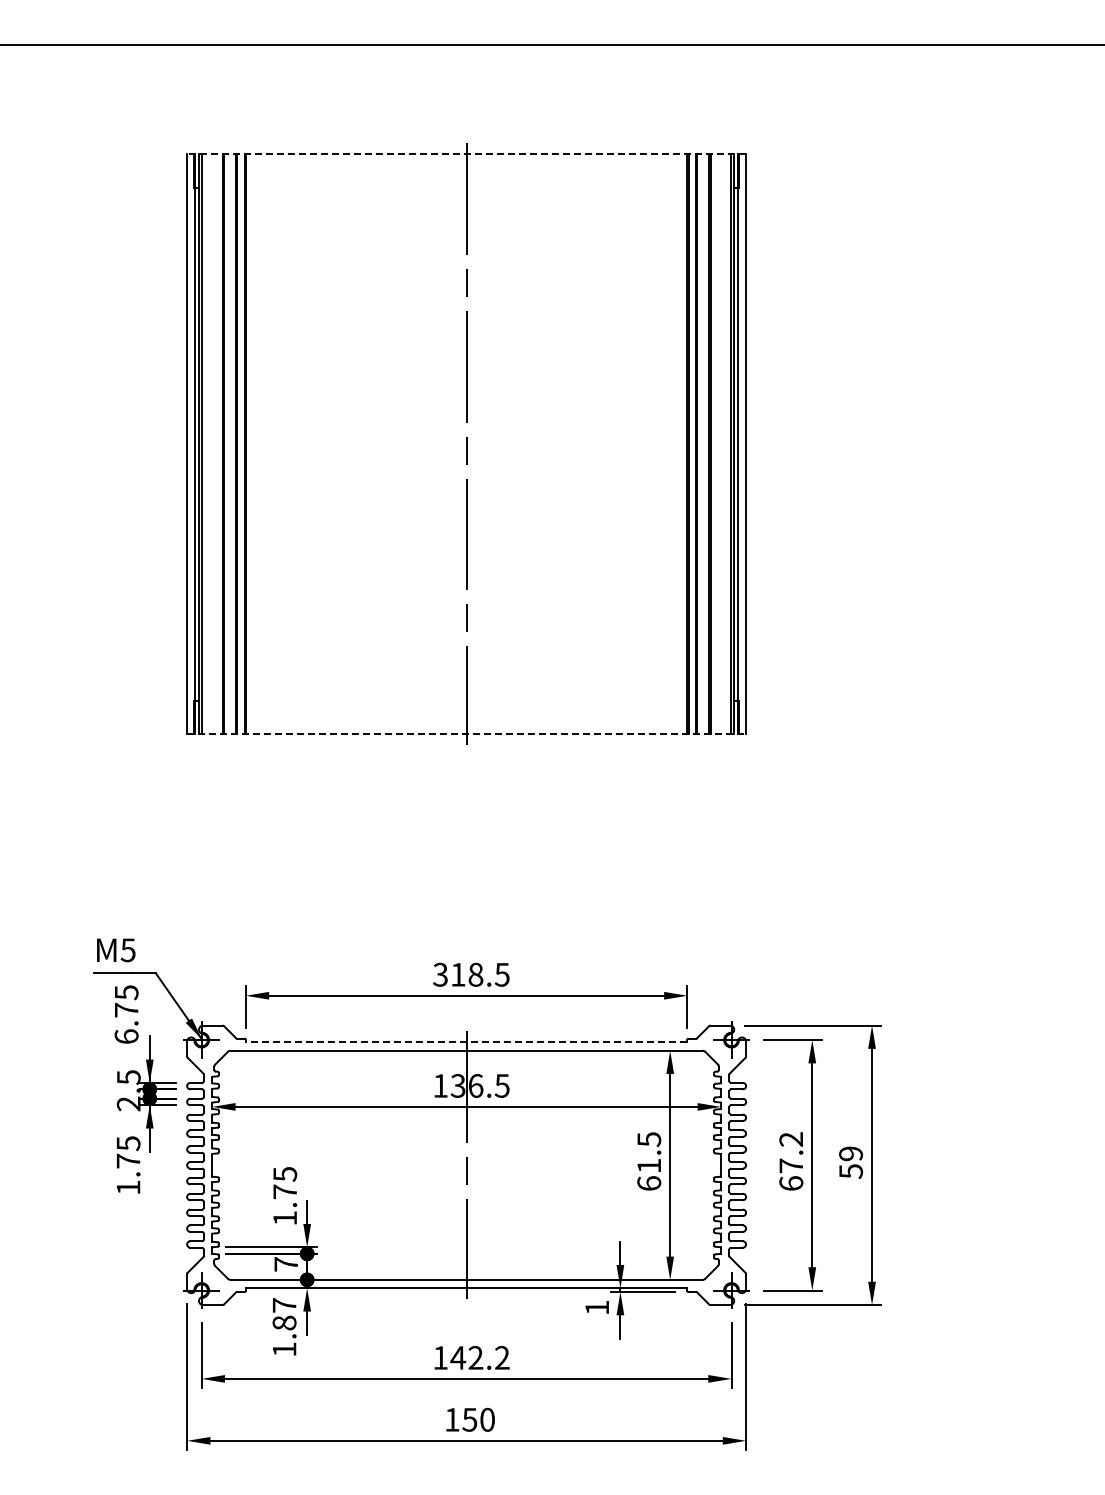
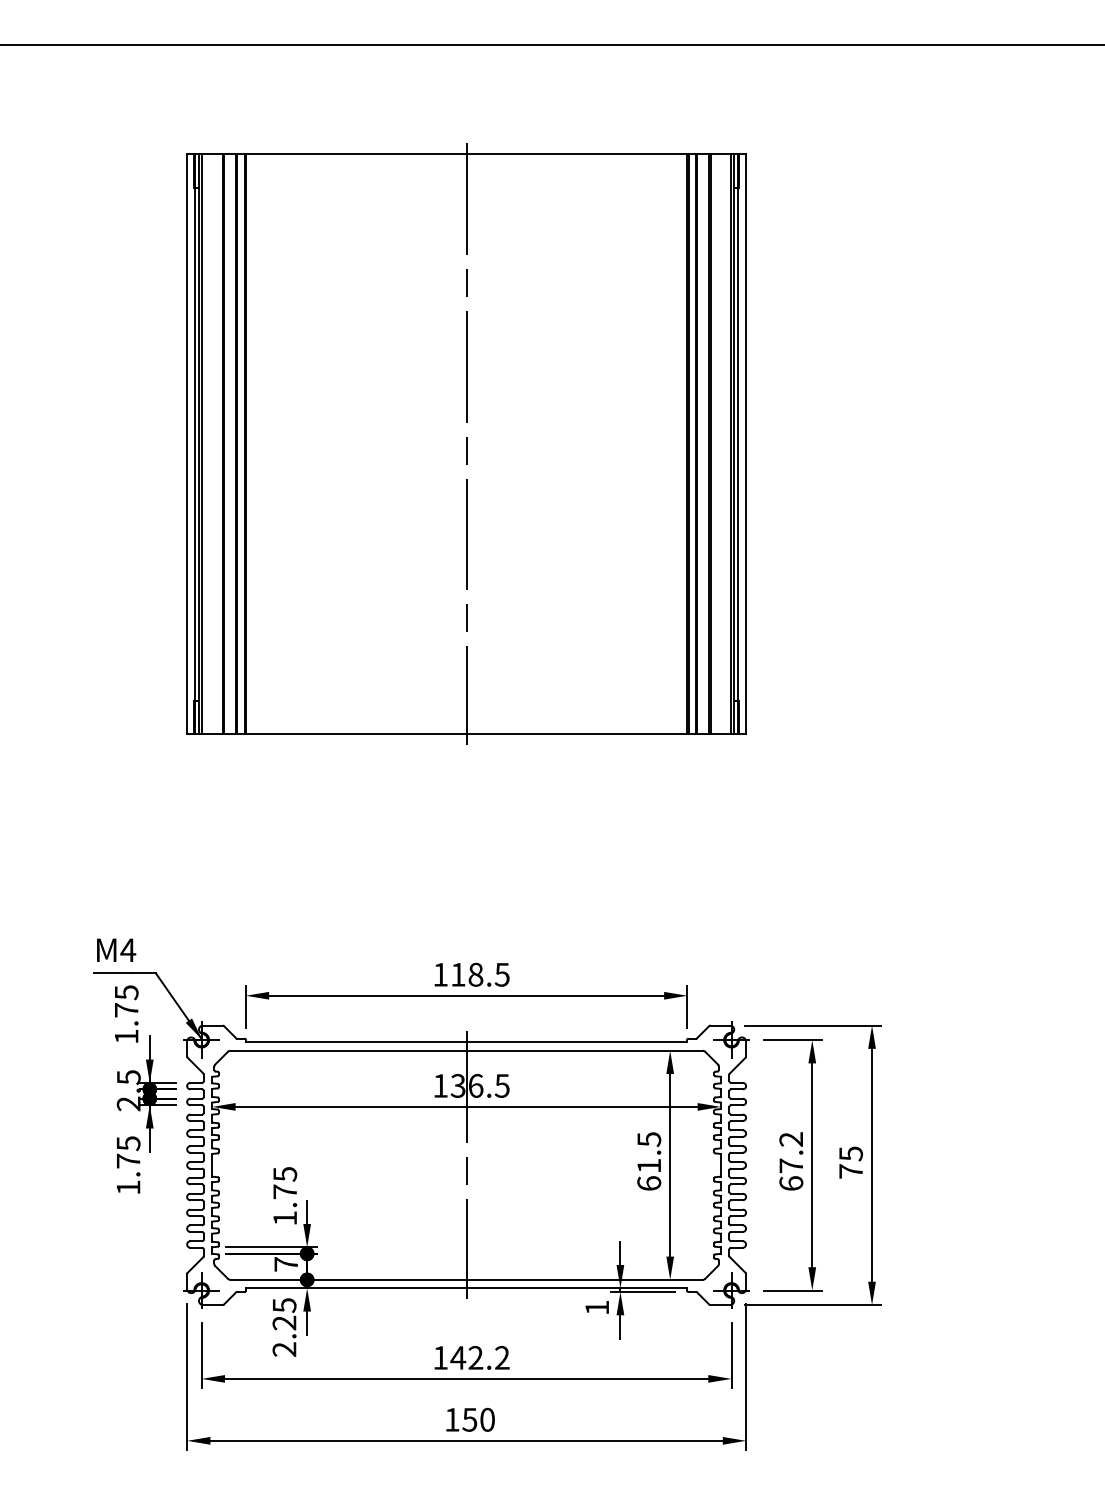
line: dashed -> solid (466, 154)
line: dashed -> solid (467, 734)
text: M5 -> M4 (128, 950)
text: 318.5 -> 118.5 (440, 974)
text: 6.75 -> 1.75 (126, 1036)
line: dashed -> solid (466, 1042)
text: 59 -> 75 (851, 1162)
text: 1.87 -> 2.25 (284, 1327)
